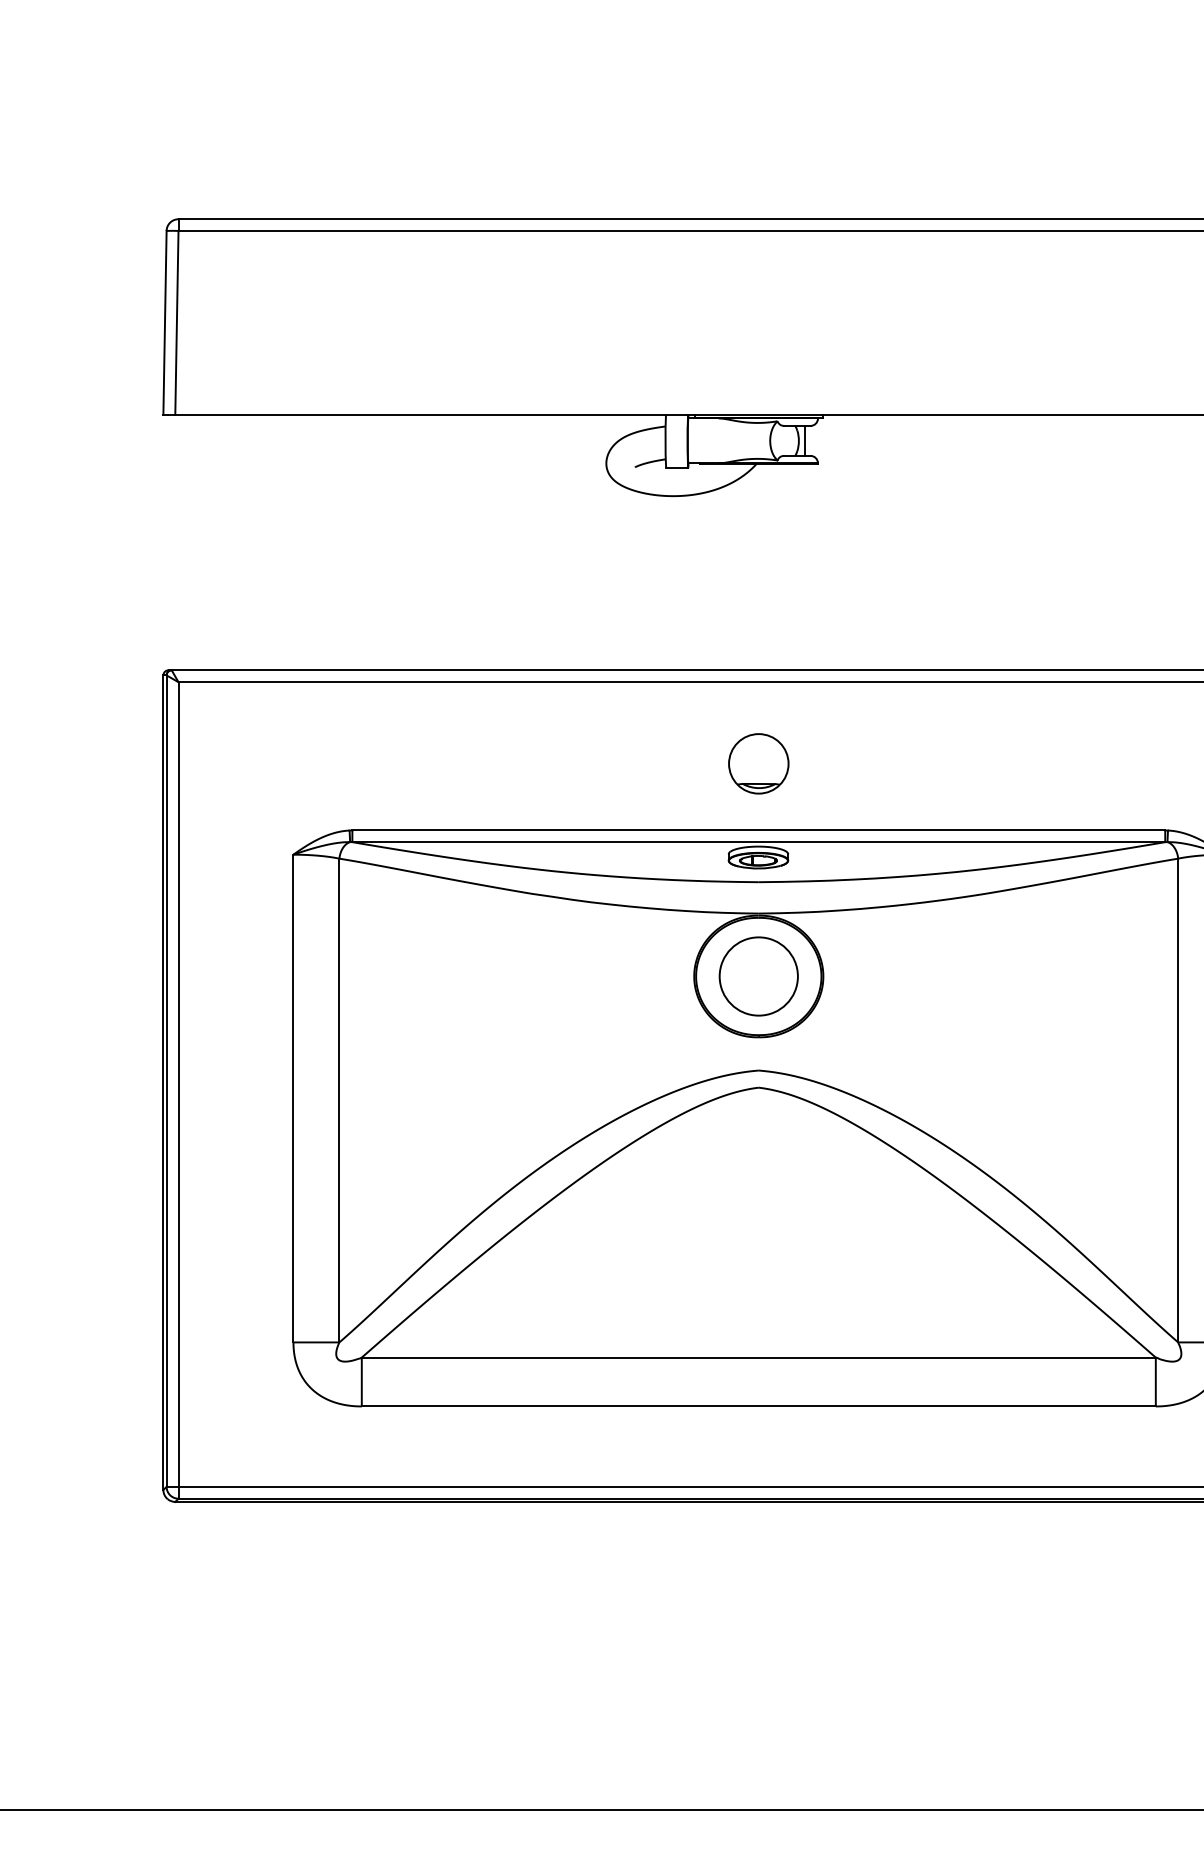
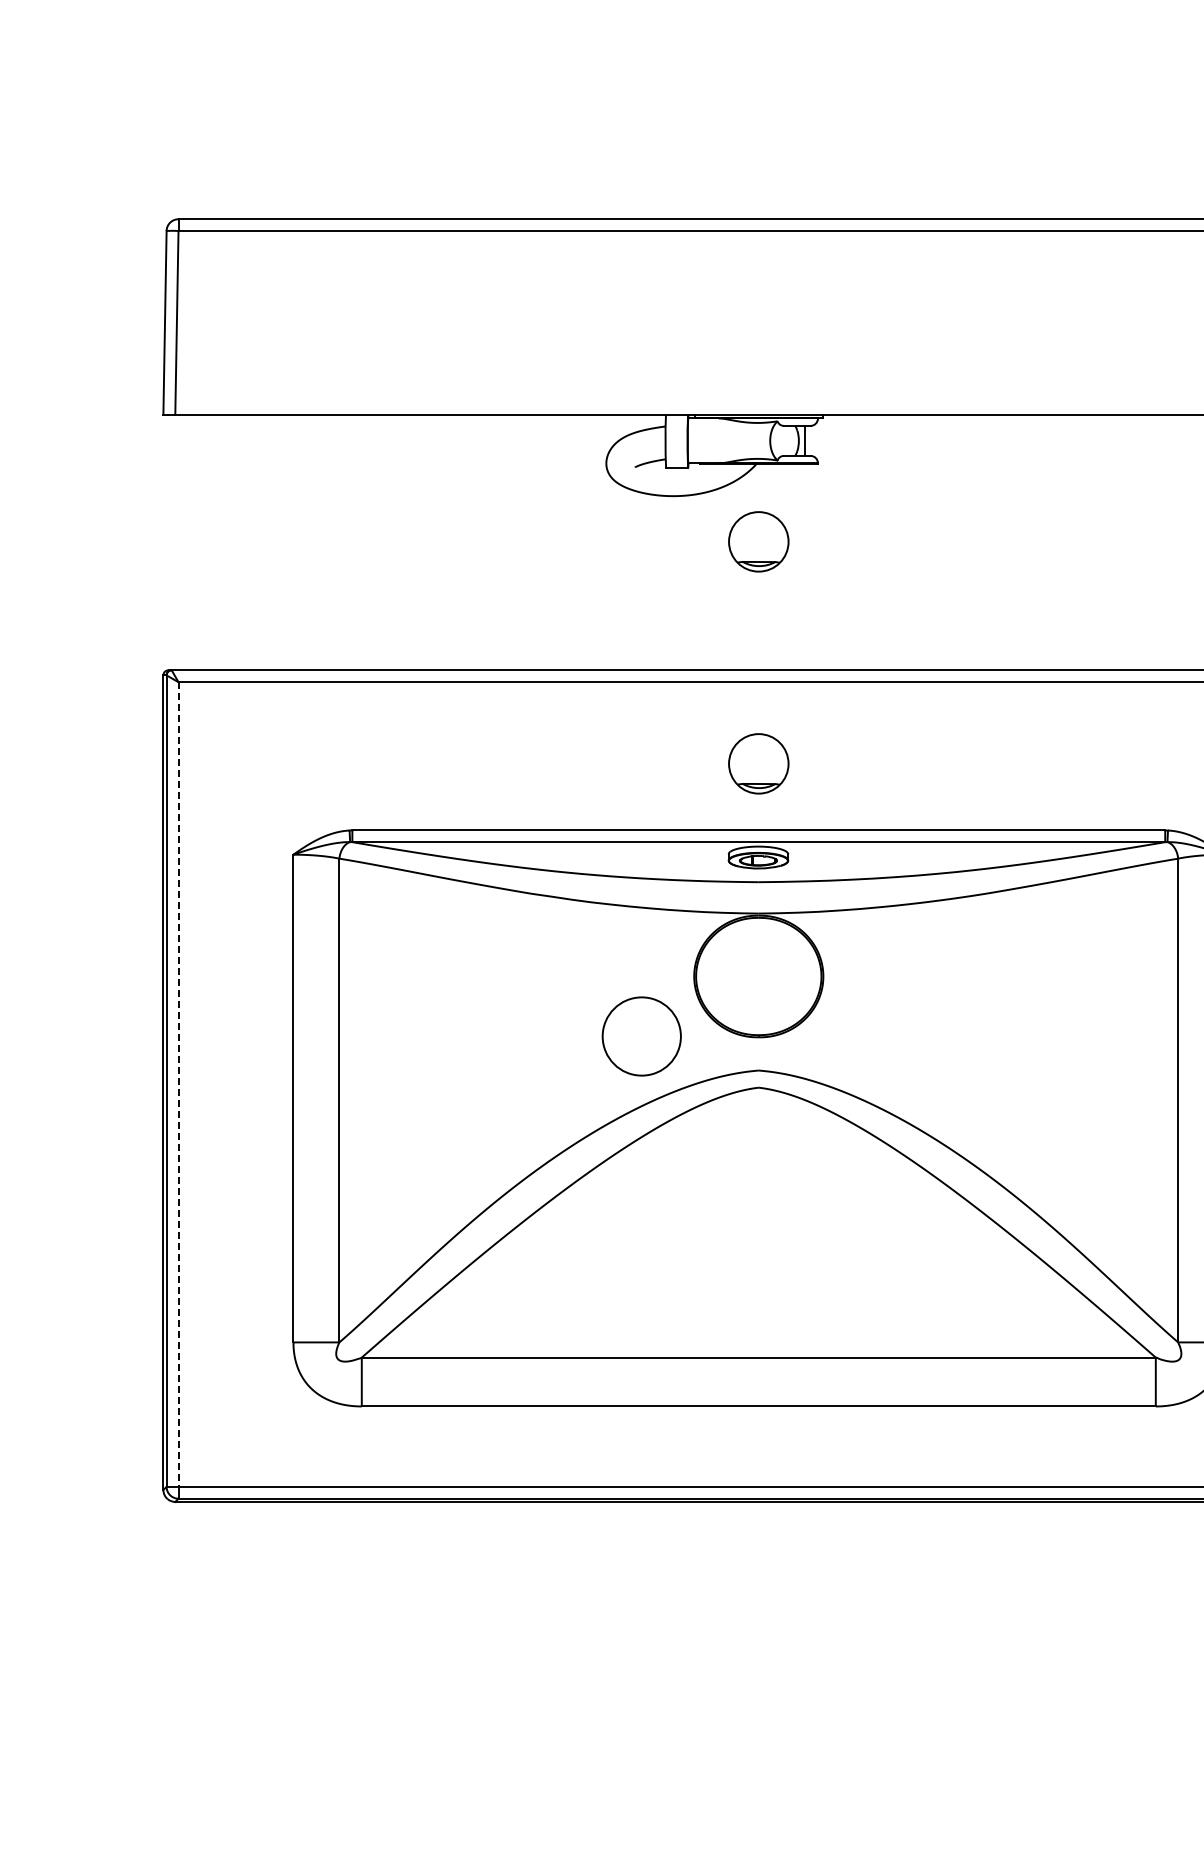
part: none -> present (758, 541)
circle position: (758, 976) -> (641, 1036) (641, 1036)
line: solid -> dashed (178, 1085)
line: present -> none (601, 1809)
